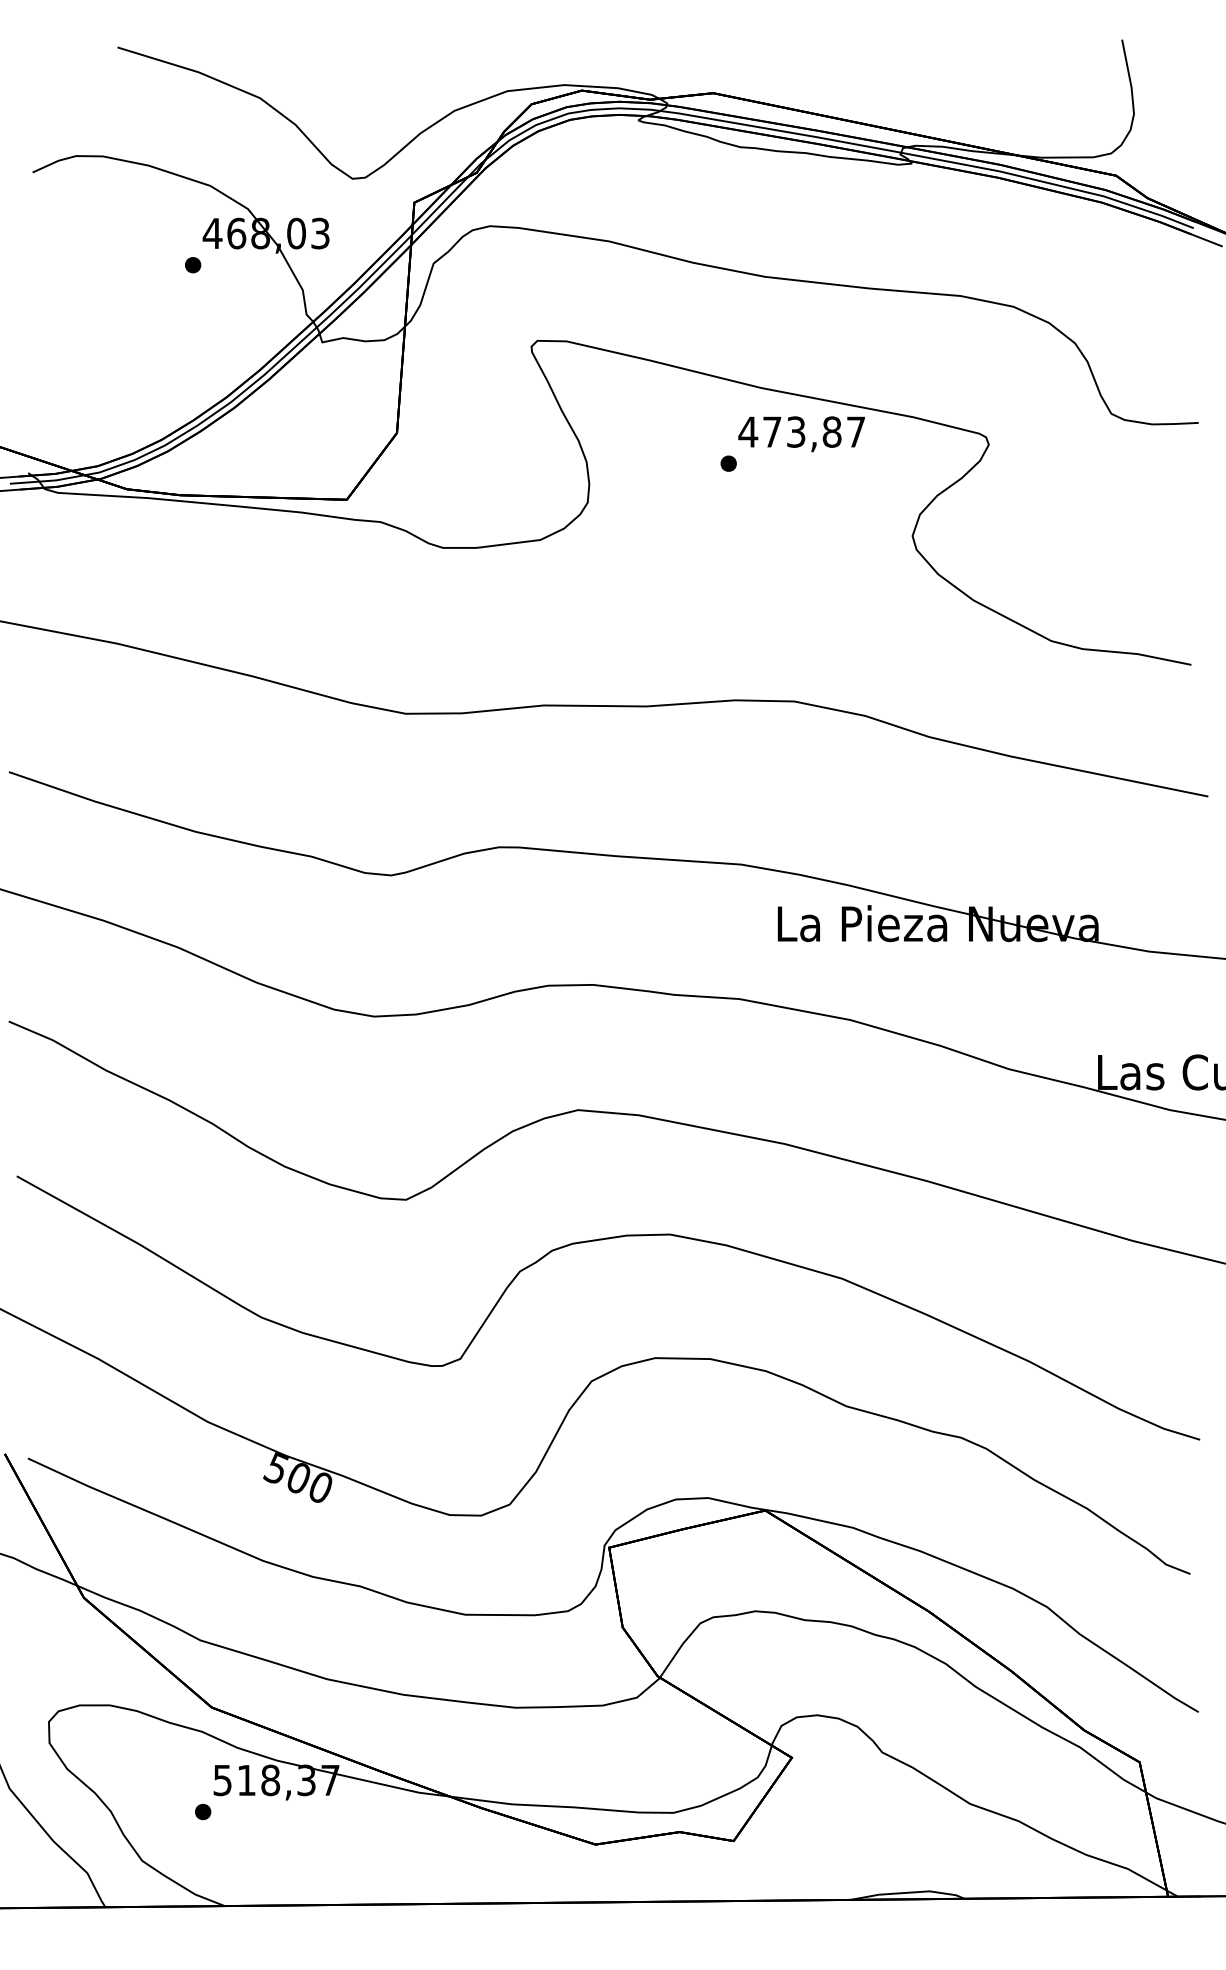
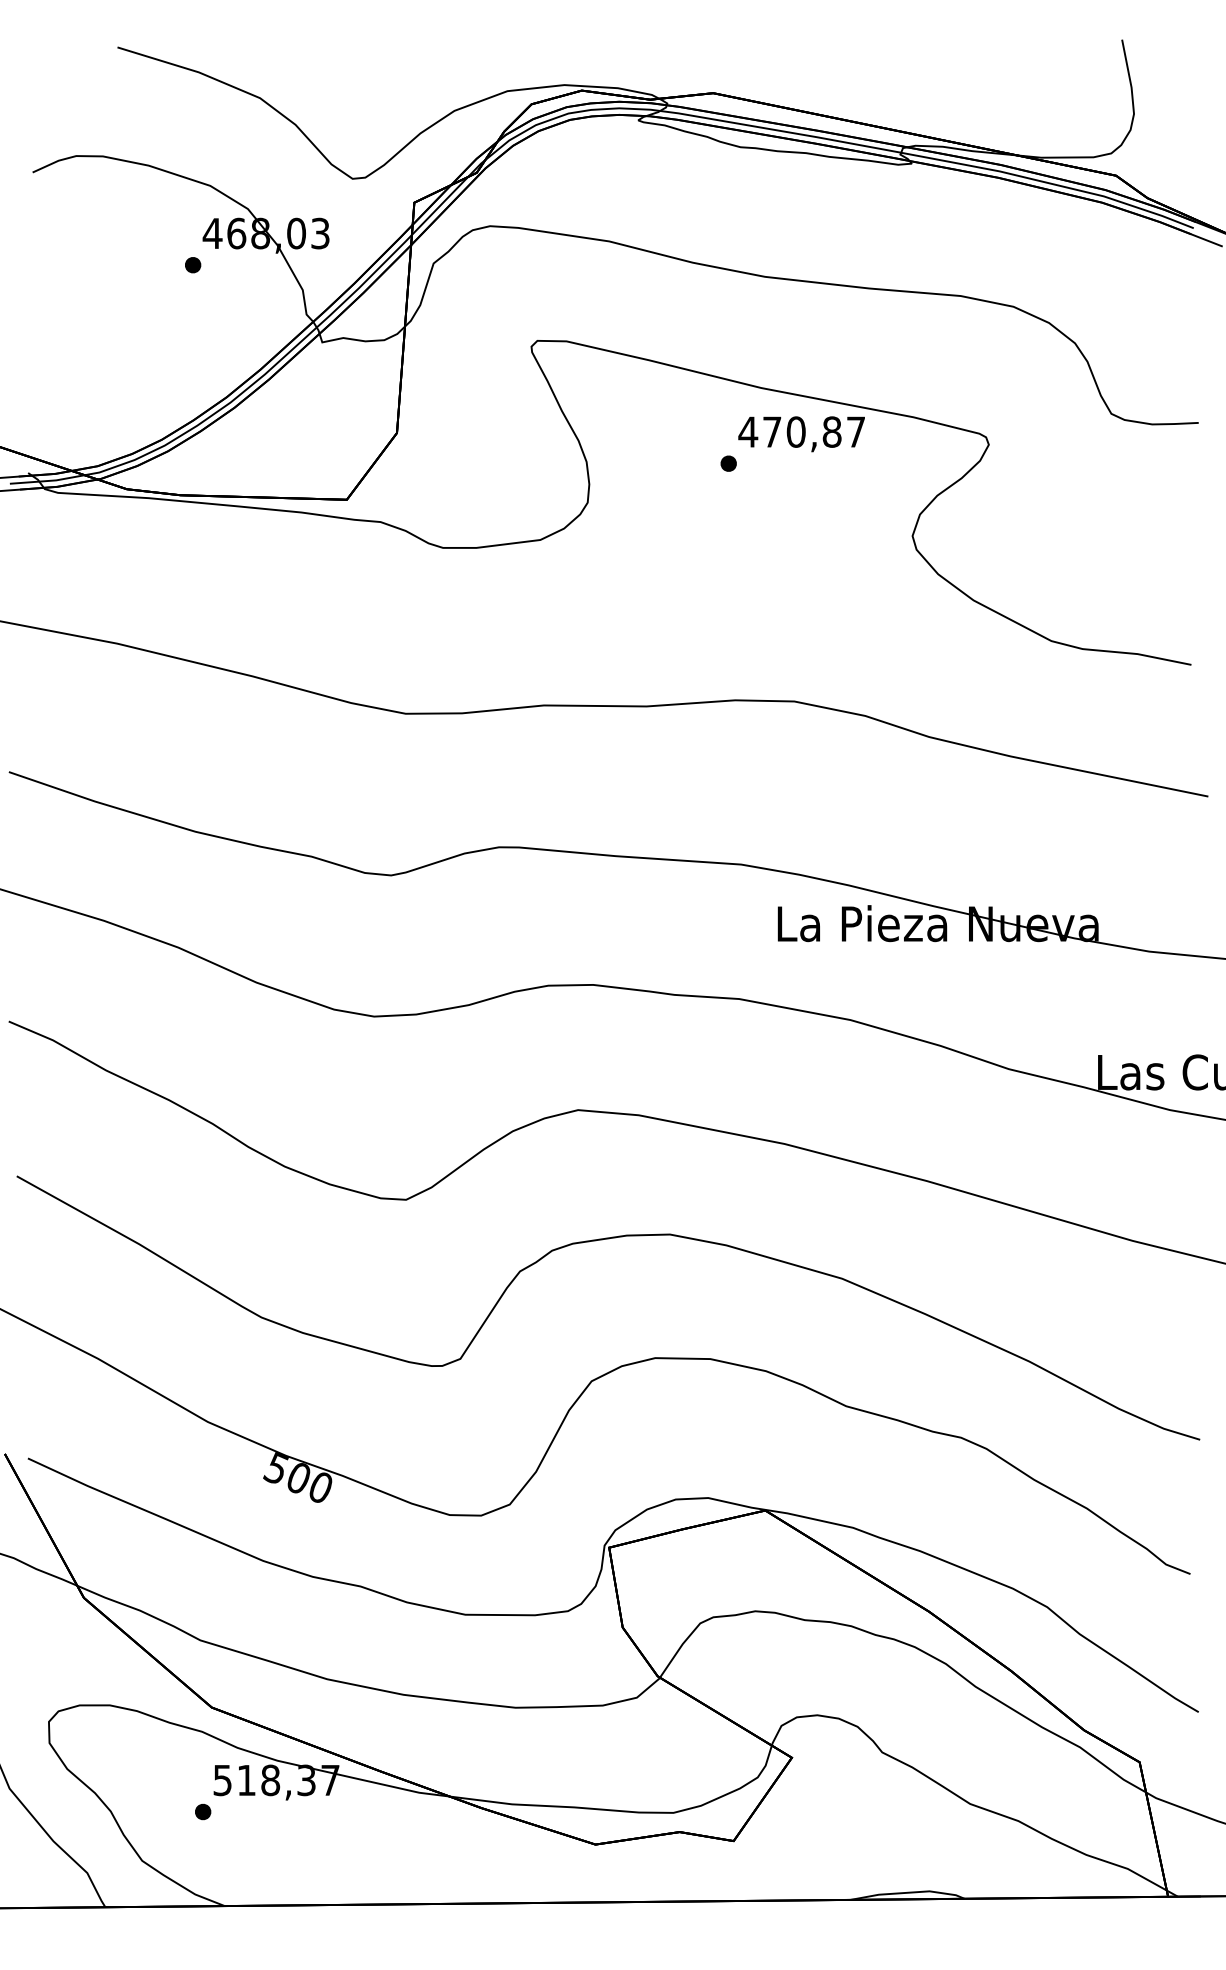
text: 473,87 -> 470,87 (795, 431)
